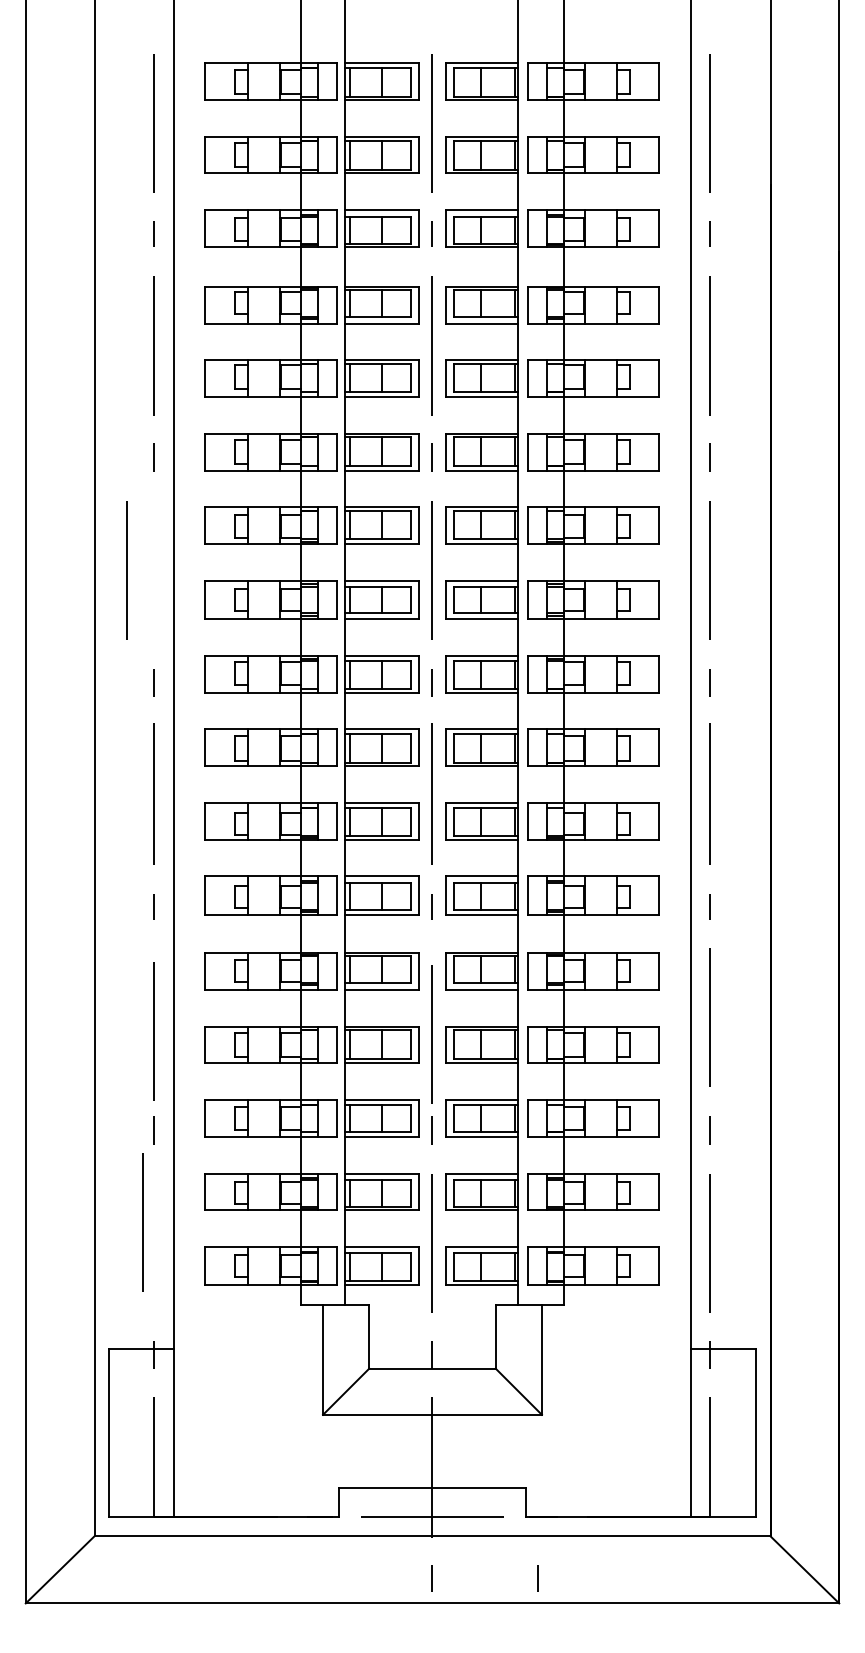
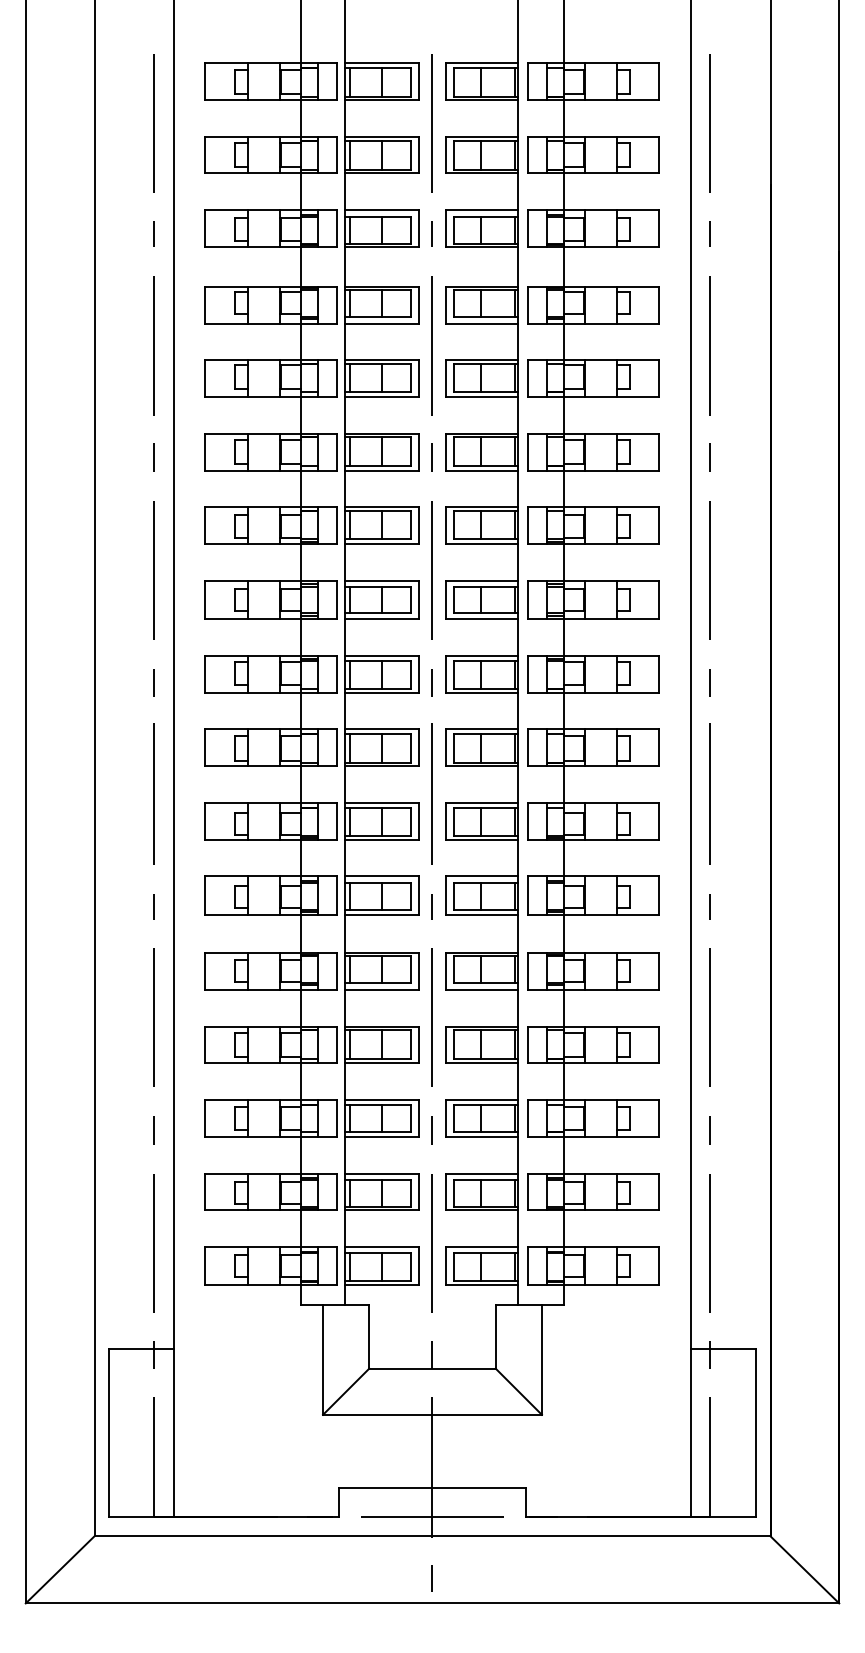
line position: (126, 570) -> (153, 570) (153, 570)
line position: (153, 1031) -> (153, 1017) (153, 1017)
line position: (431, 1034) -> (431, 1017) (431, 1017)
line position: (142, 1222) -> (153, 1243) (153, 1243)
line: present -> none (537, 1578)
